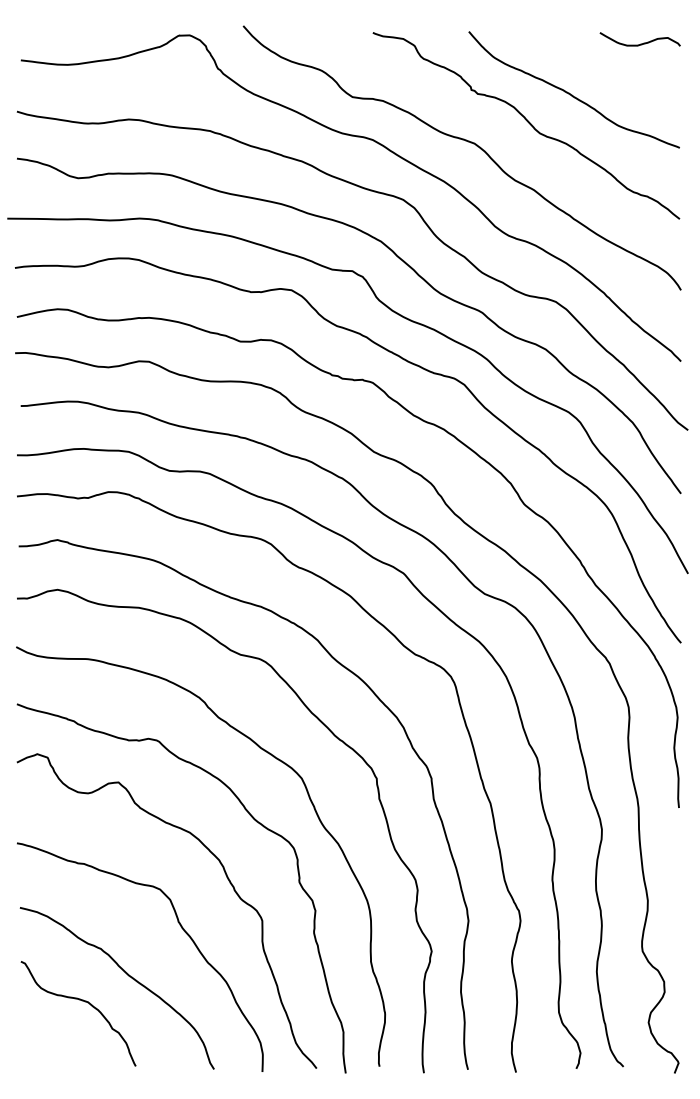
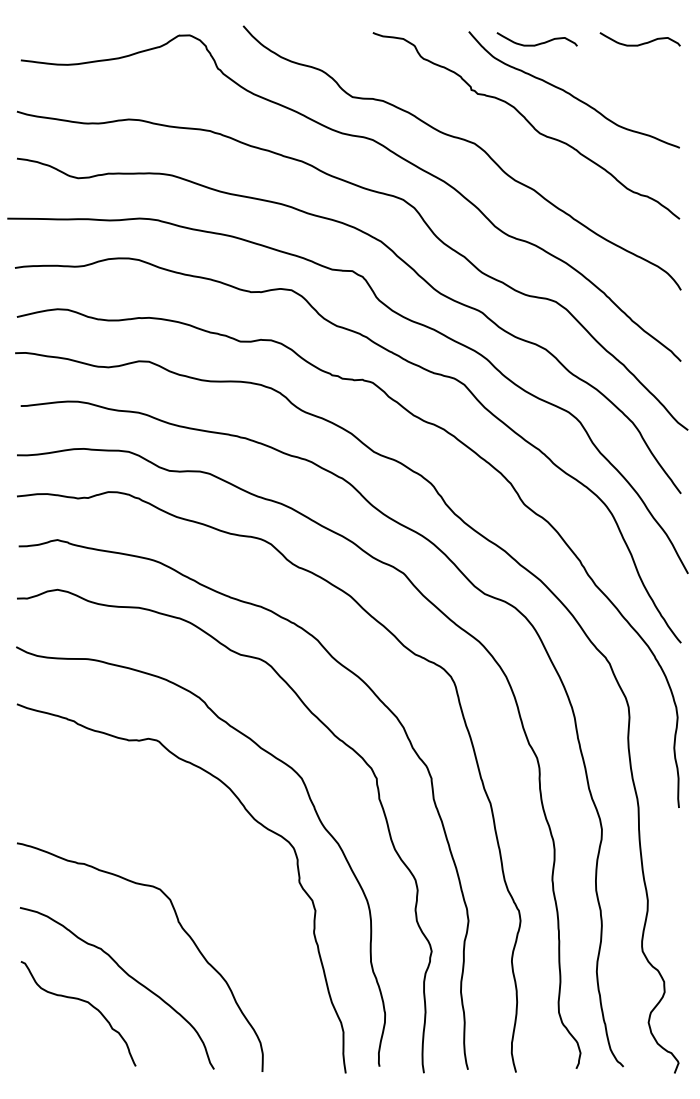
curve: none -> present (537, 43)
curve: present -> none (227, 879)
